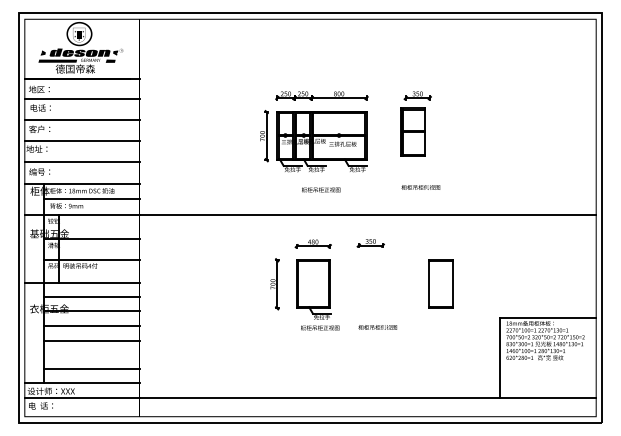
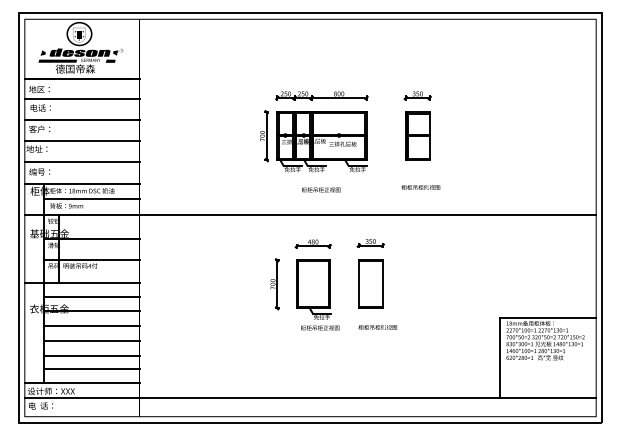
part position: (412, 131) -> (417, 135) (417, 135)
part position: (440, 283) -> (370, 283) (370, 283)
line: none -> present (91, 355)
